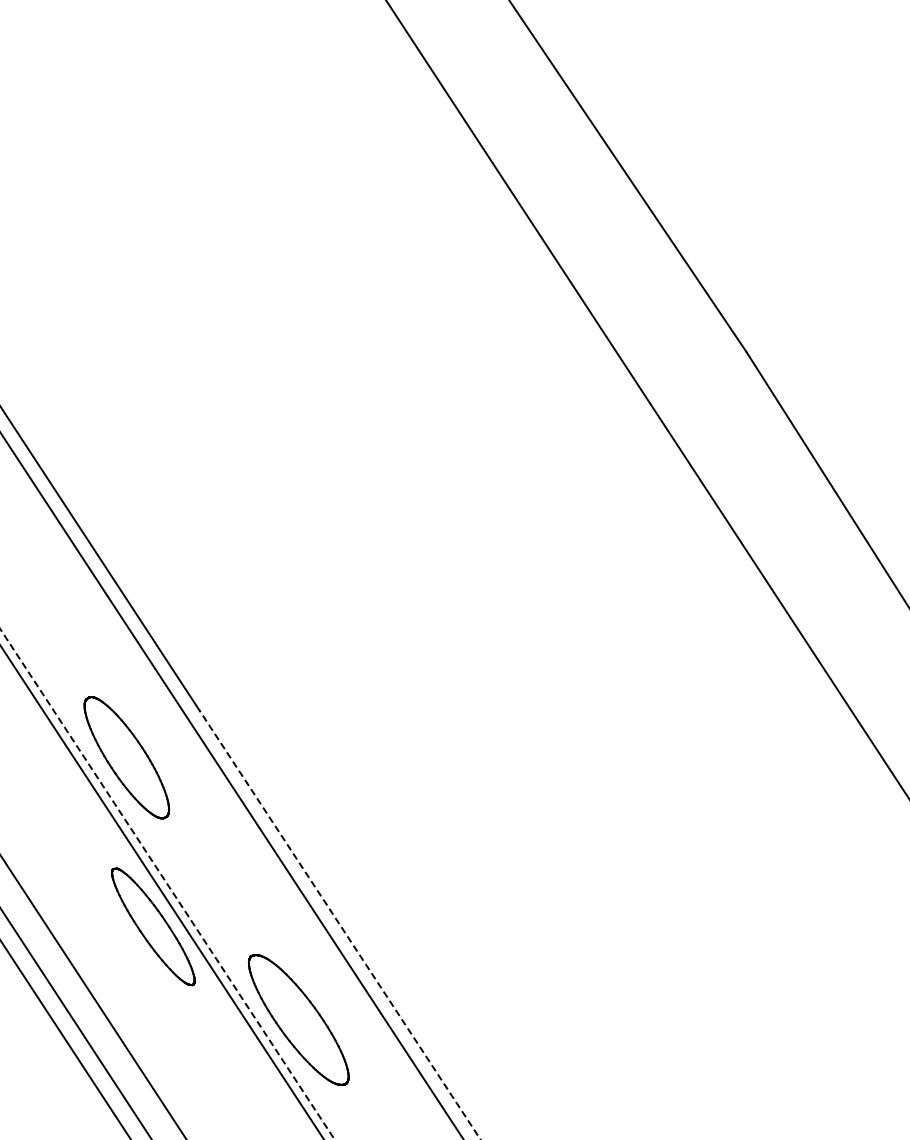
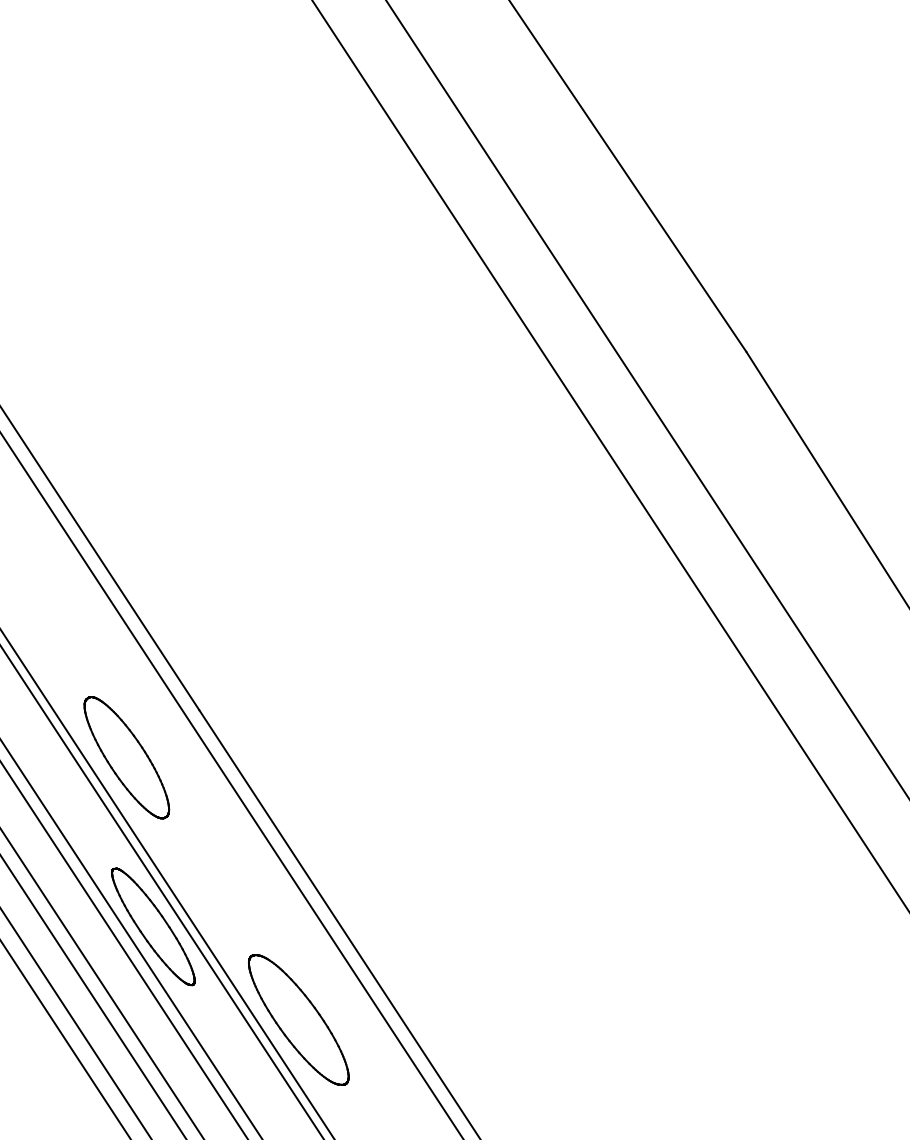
line: none -> present (609, 455)
line: dashed -> solid (167, 884)
line: dashed -> solid (339, 924)
line: none -> present (131, 938)
line: none -> present (124, 950)
line: none -> present (102, 983)
